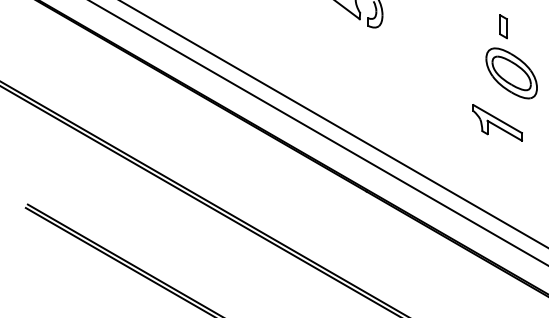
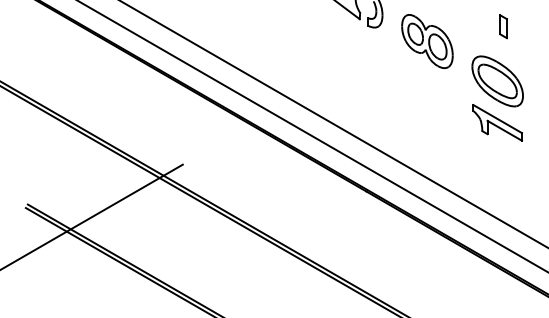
part: none -> present (427, 41)
part position: (511, 73) -> (497, 81) (497, 81)
line position: (318, 132) -> (312, 136) (312, 136)
line: none -> present (92, 216)
